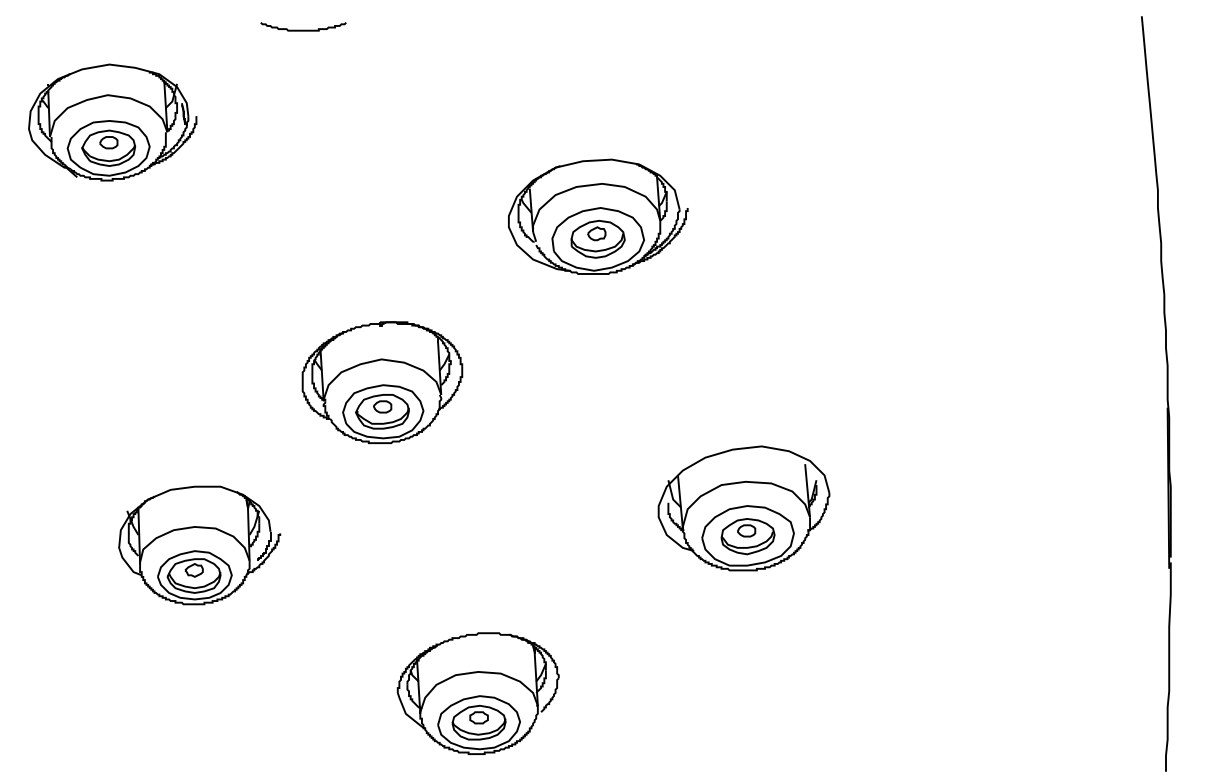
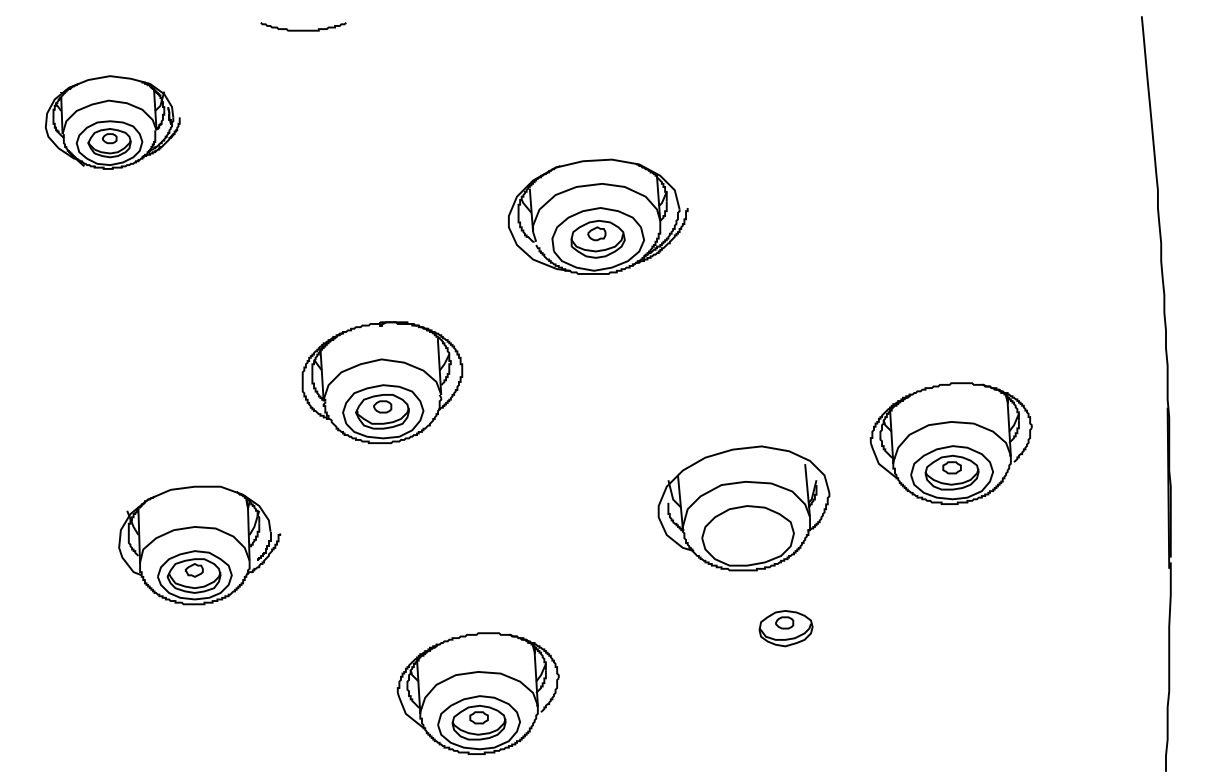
part size: 170x119 px -> 137x95 px (112, 122)
part: none -> present (950, 443)
part position: (747, 536) -> (785, 628) (785, 628)
